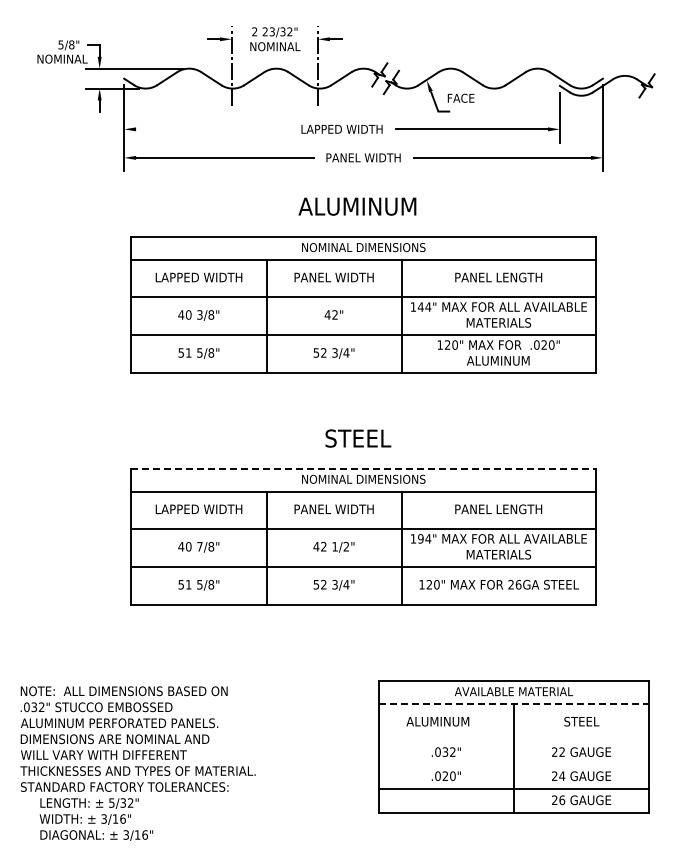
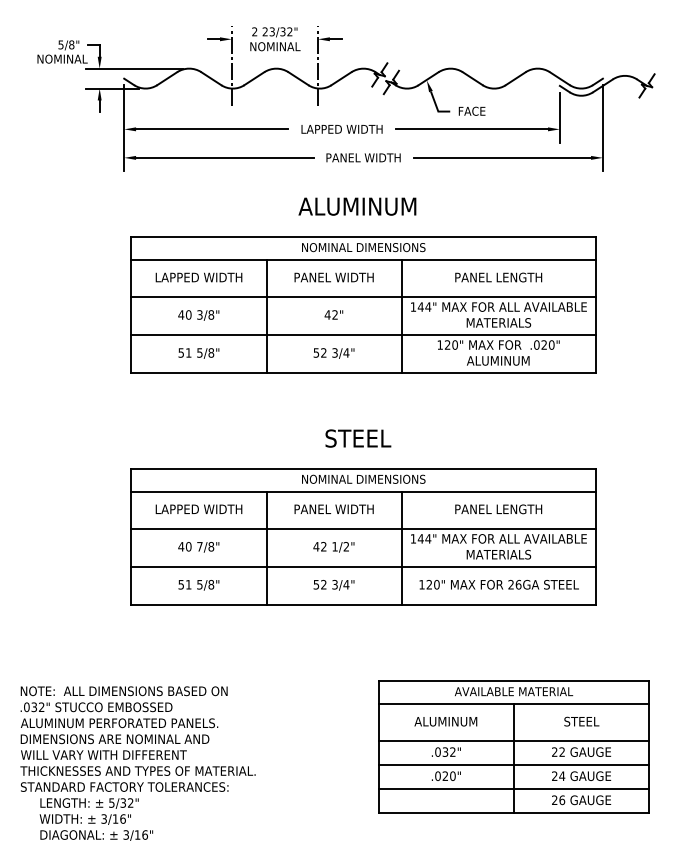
text position: (460, 97) -> (471, 110) (471, 110)
line: none -> present (211, 129)
line: dashed -> solid (364, 468)
text: 194" -> 144" (420, 538)
line: dashed -> solid (514, 704)
text position: (437, 721) -> (445, 721) (445, 721)
line: none -> present (513, 741)
line: none -> present (513, 765)
